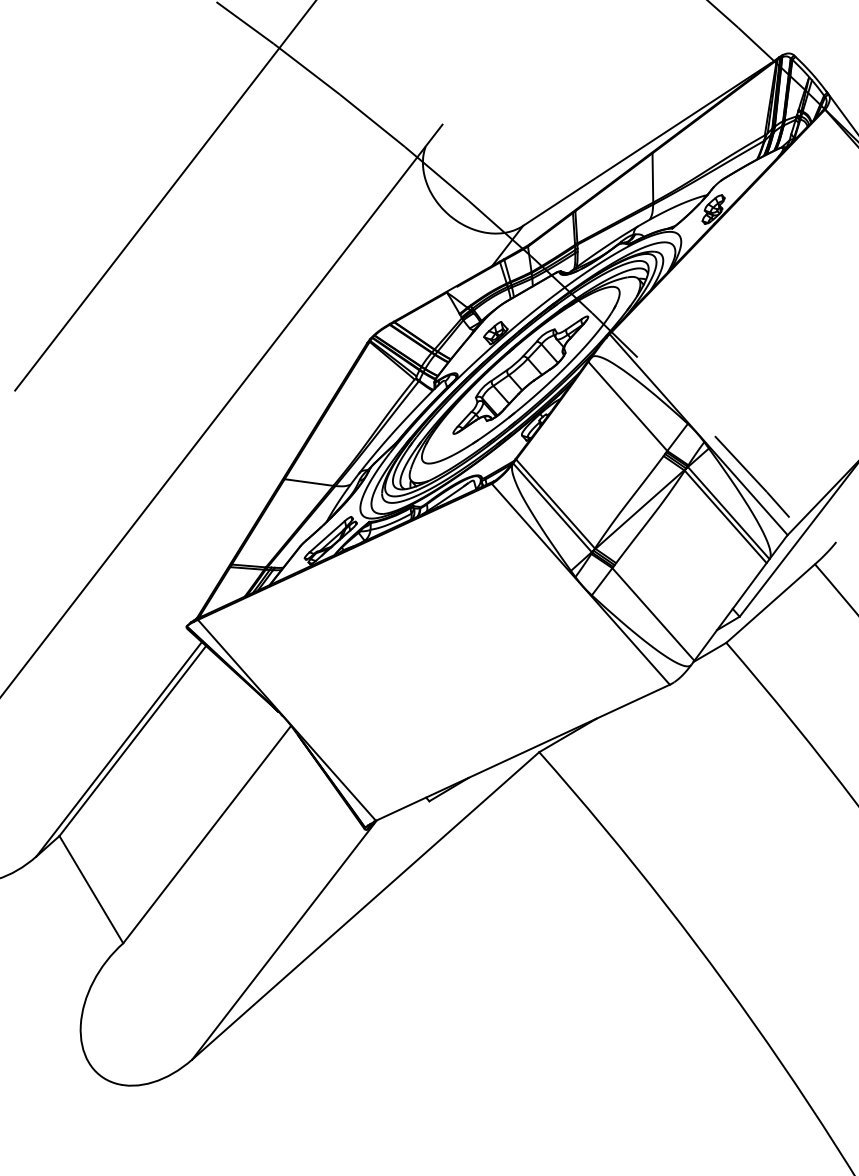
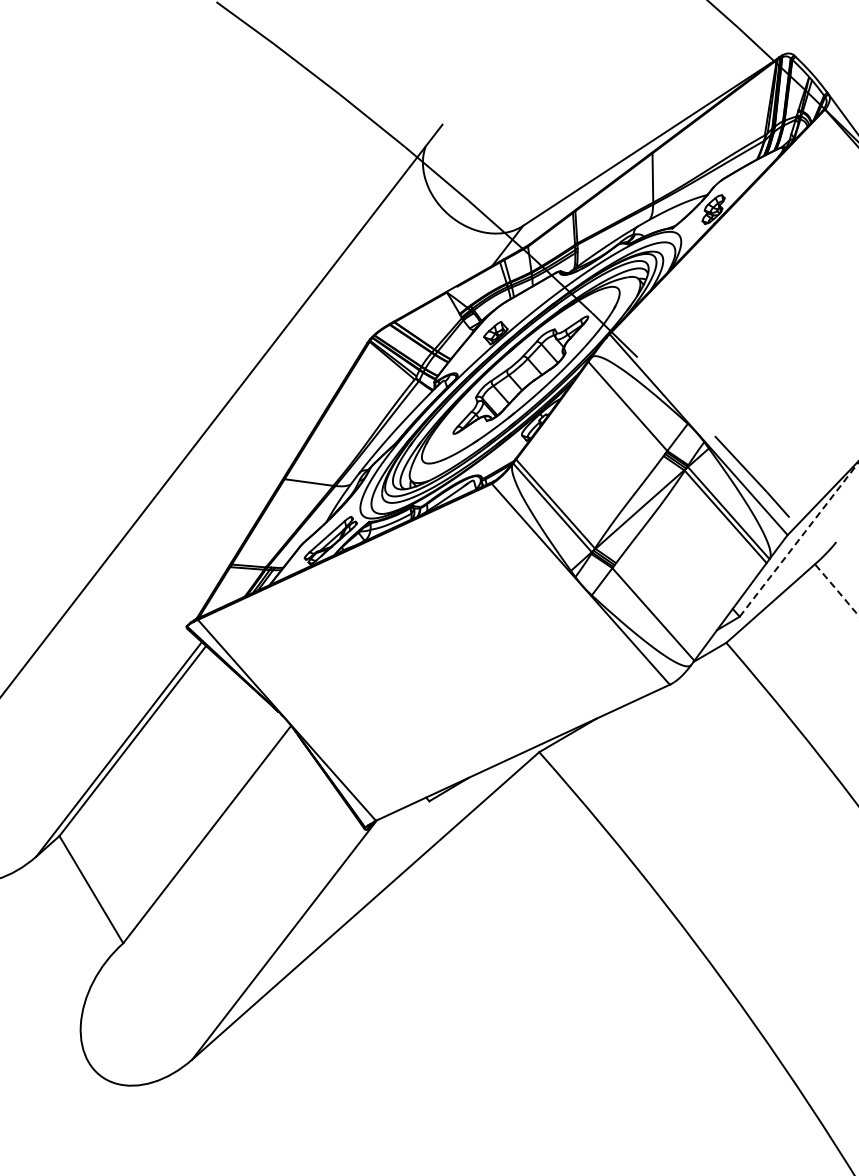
line: present -> none (164, 196)
line: solid -> dashed (799, 539)
arc: solid -> dashed (837, 590)
